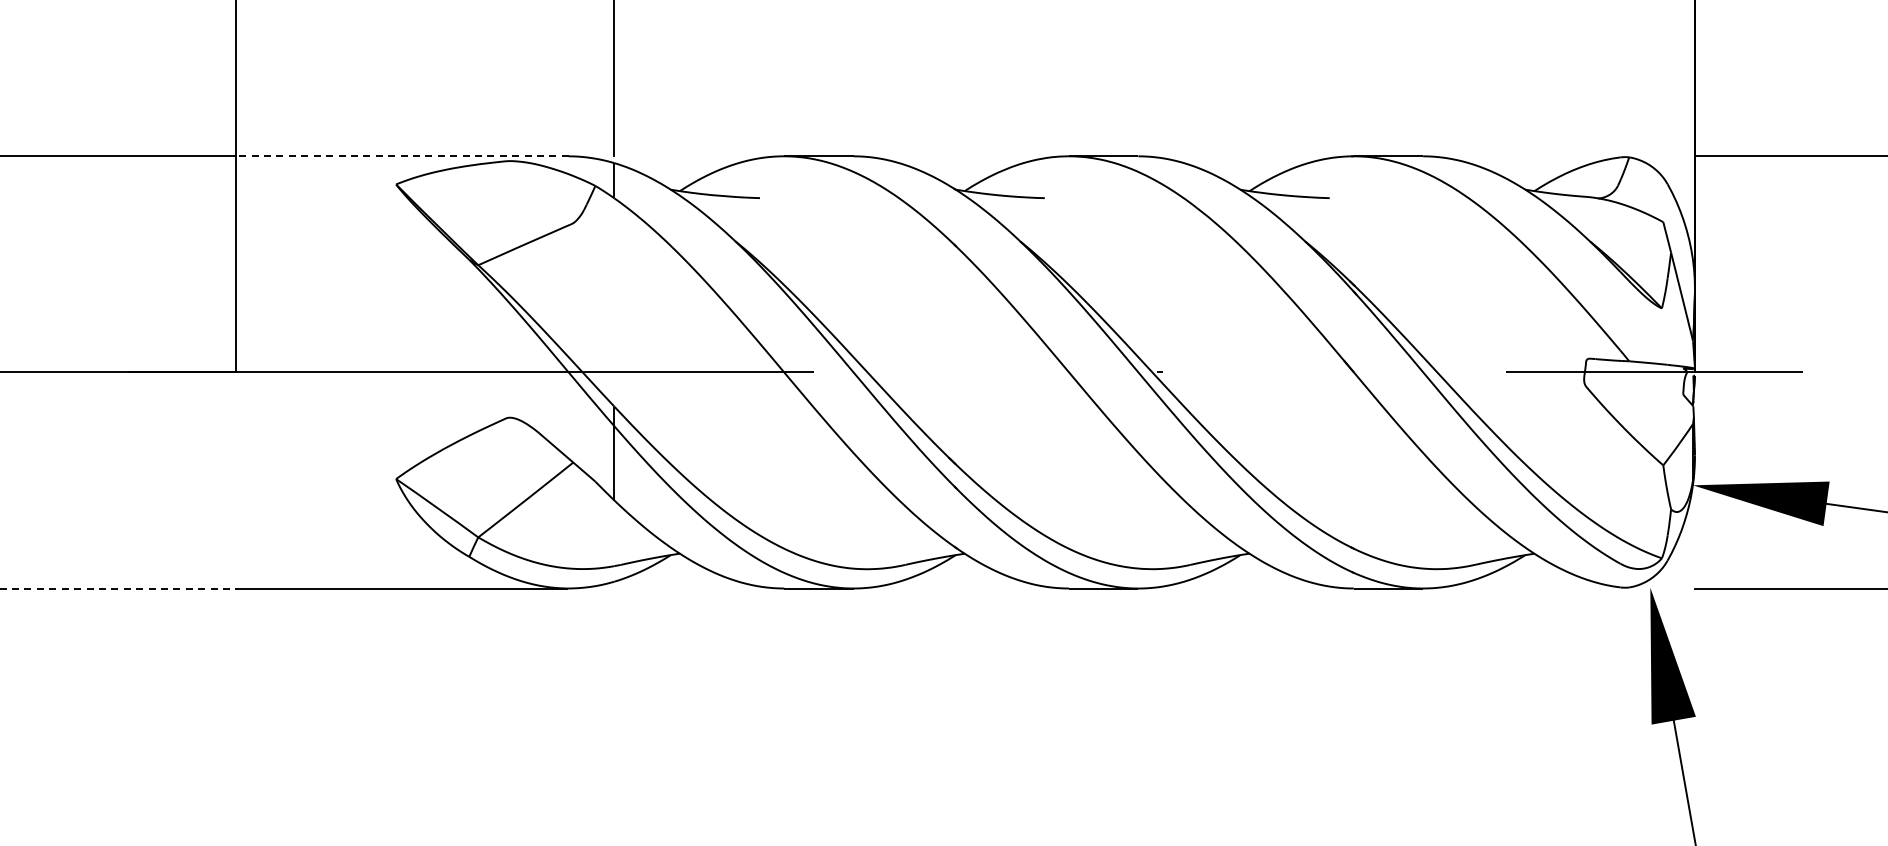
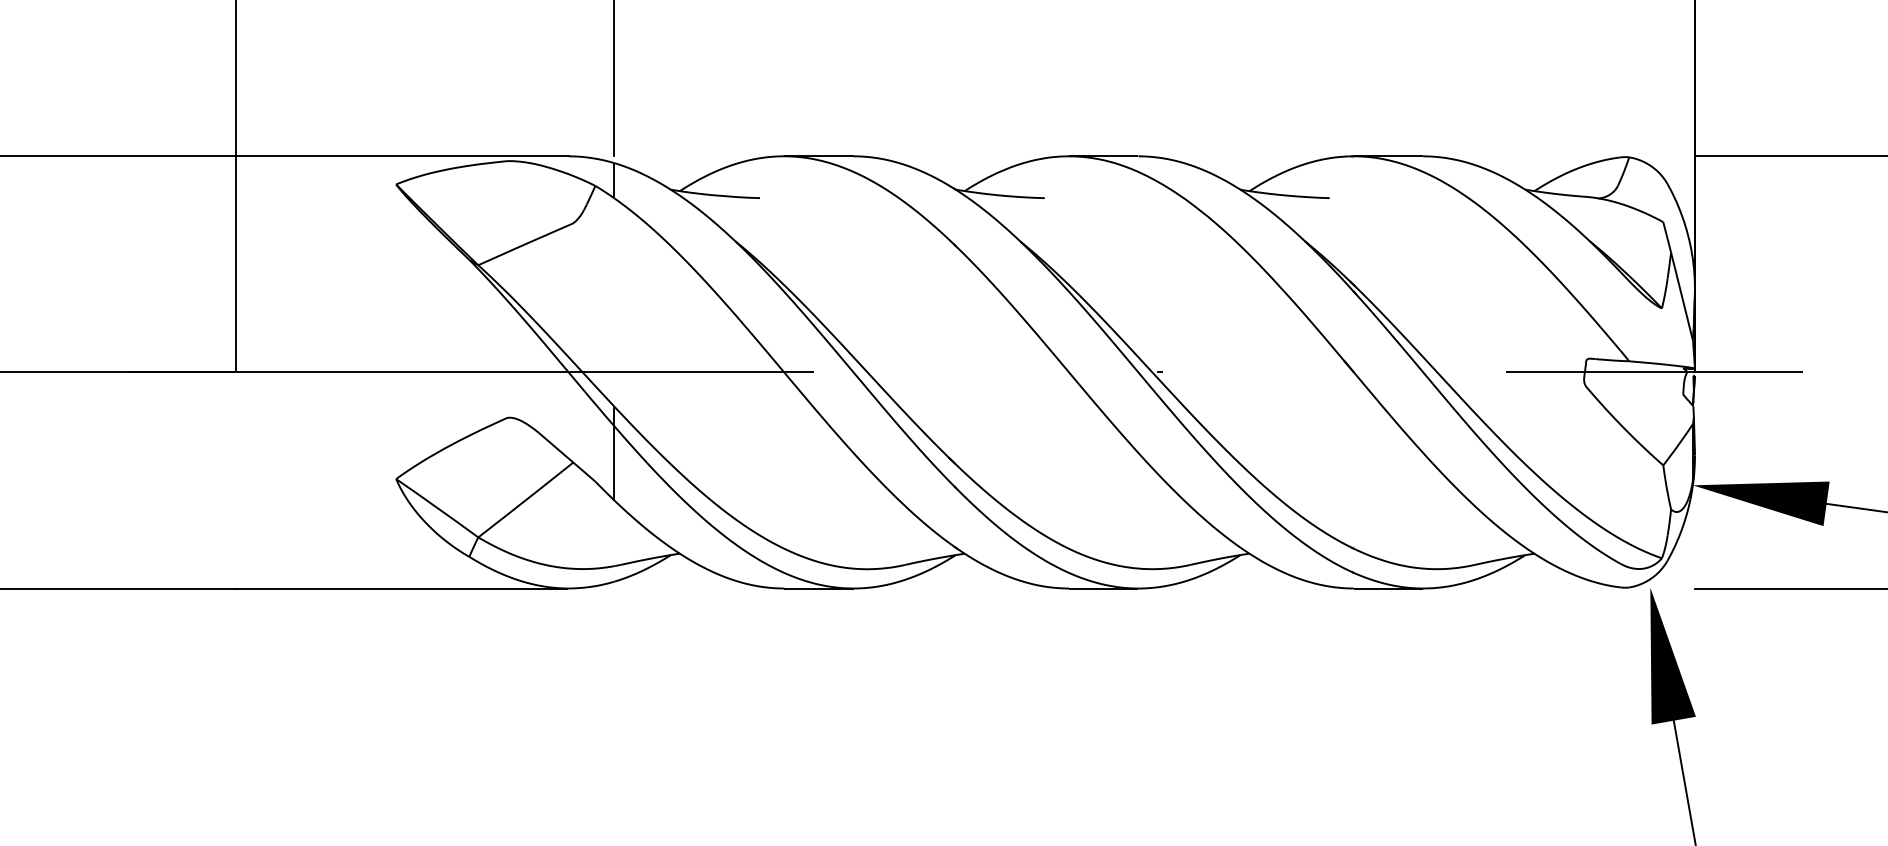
line: dashed -> solid (402, 156)
line: dashed -> solid (118, 588)
